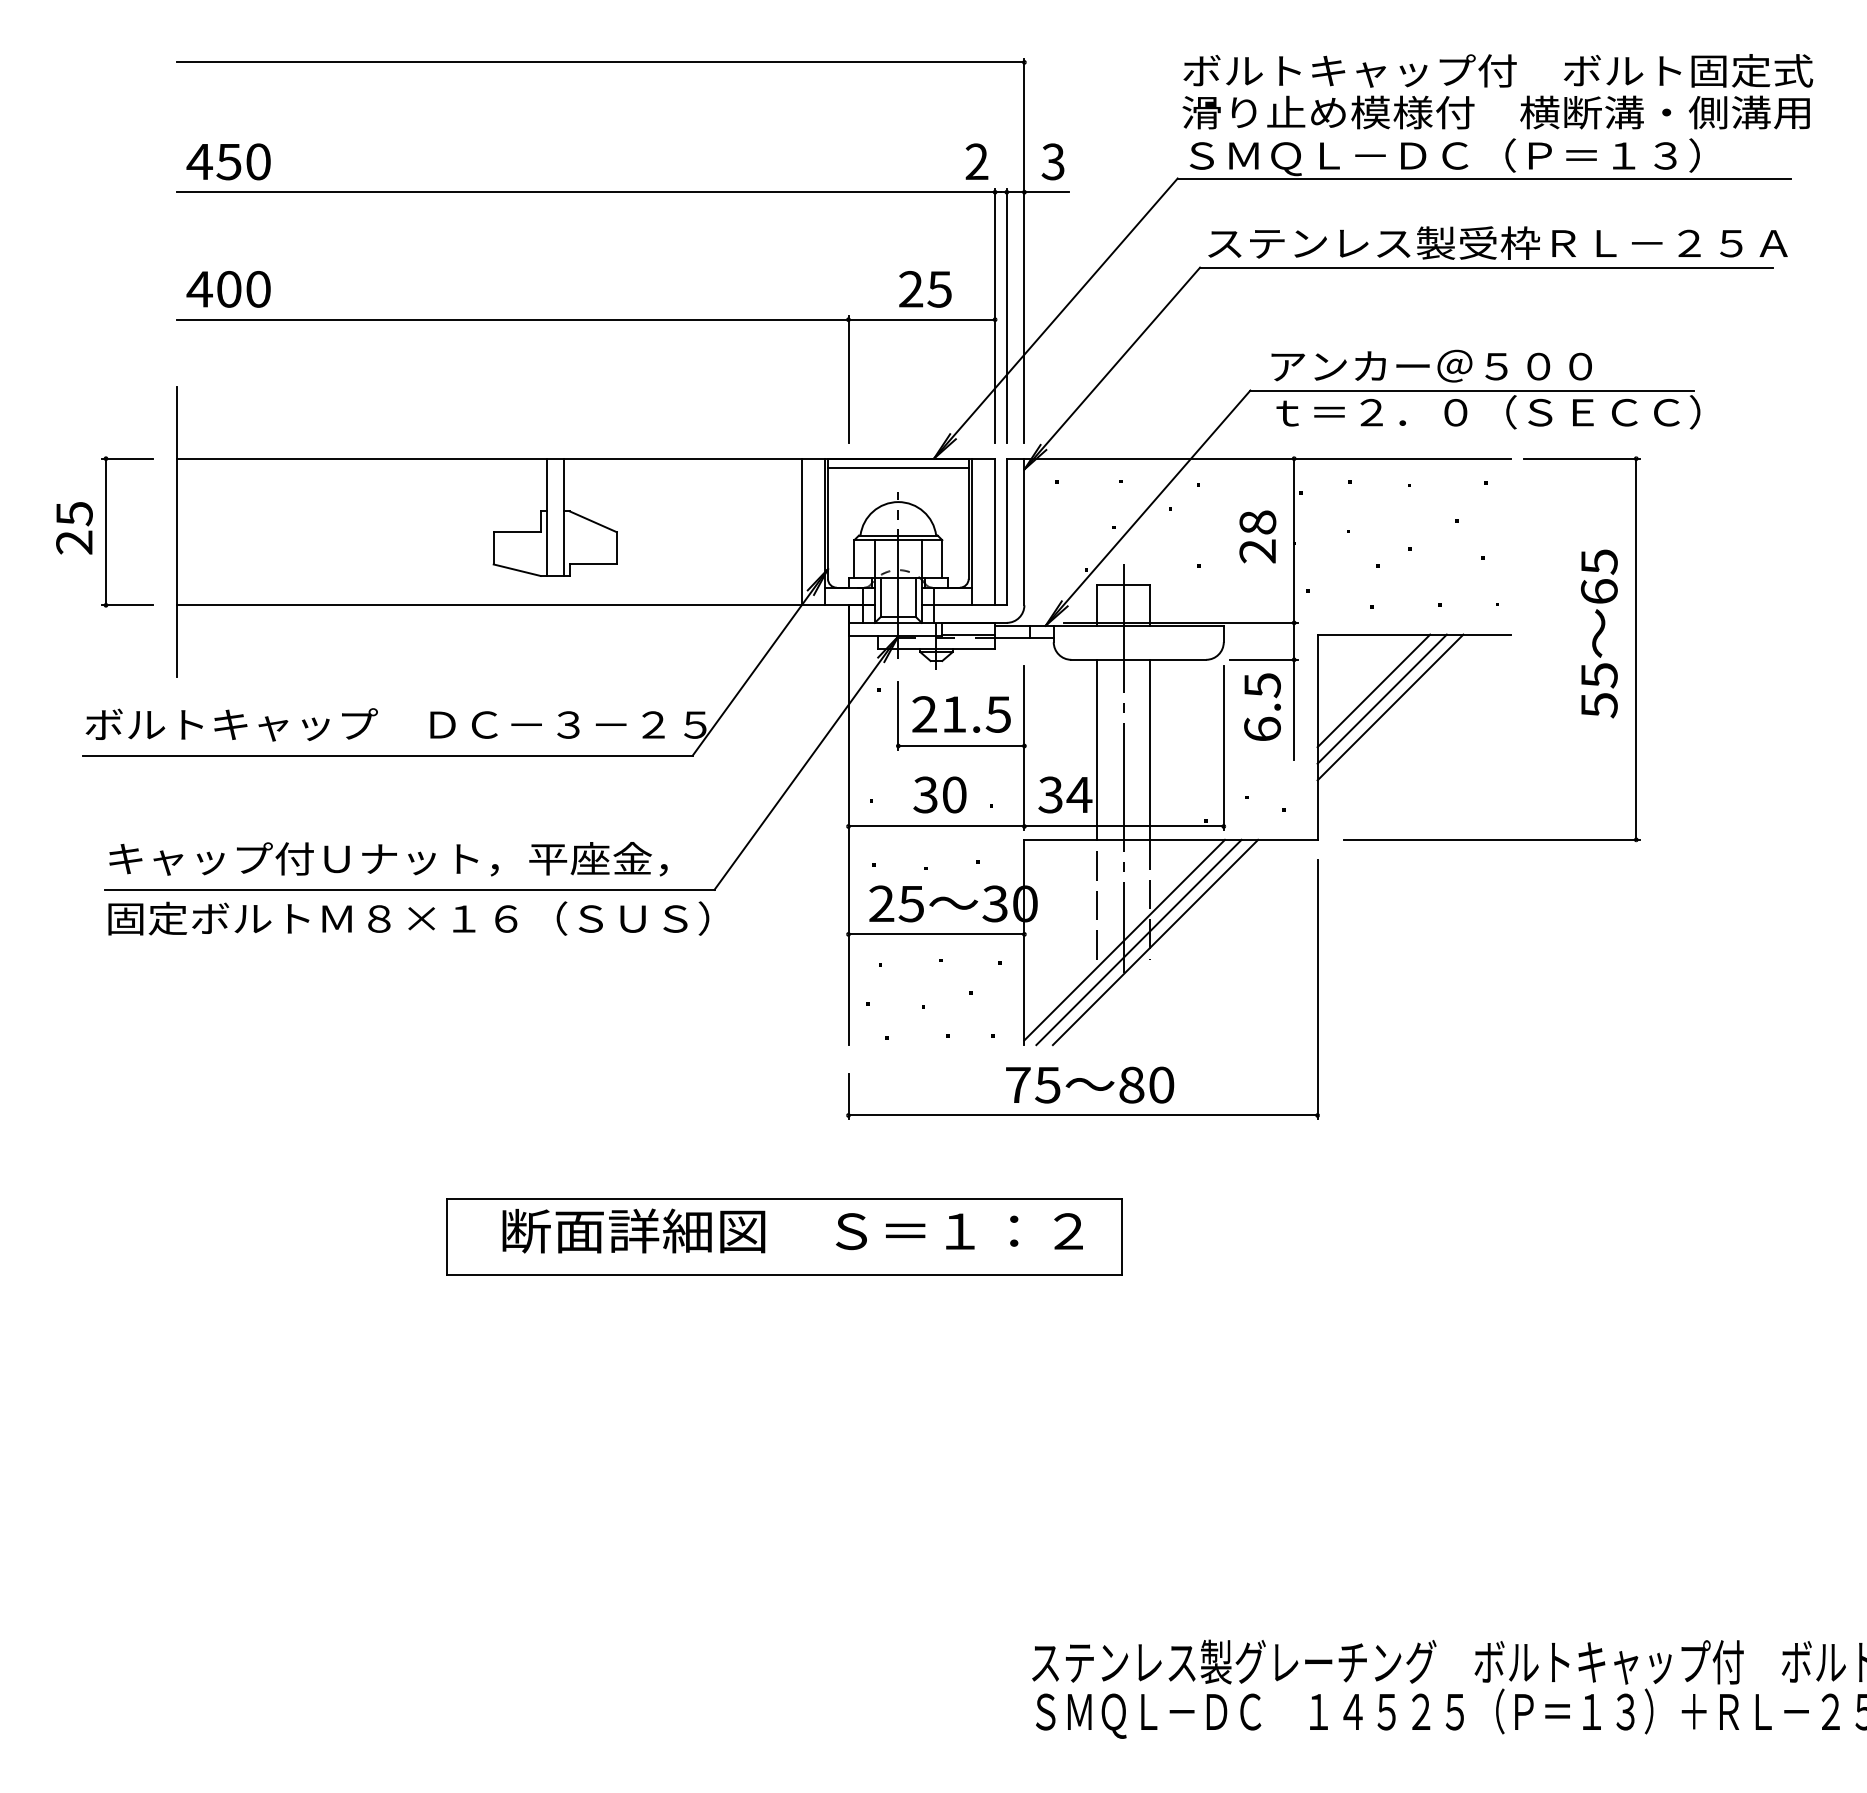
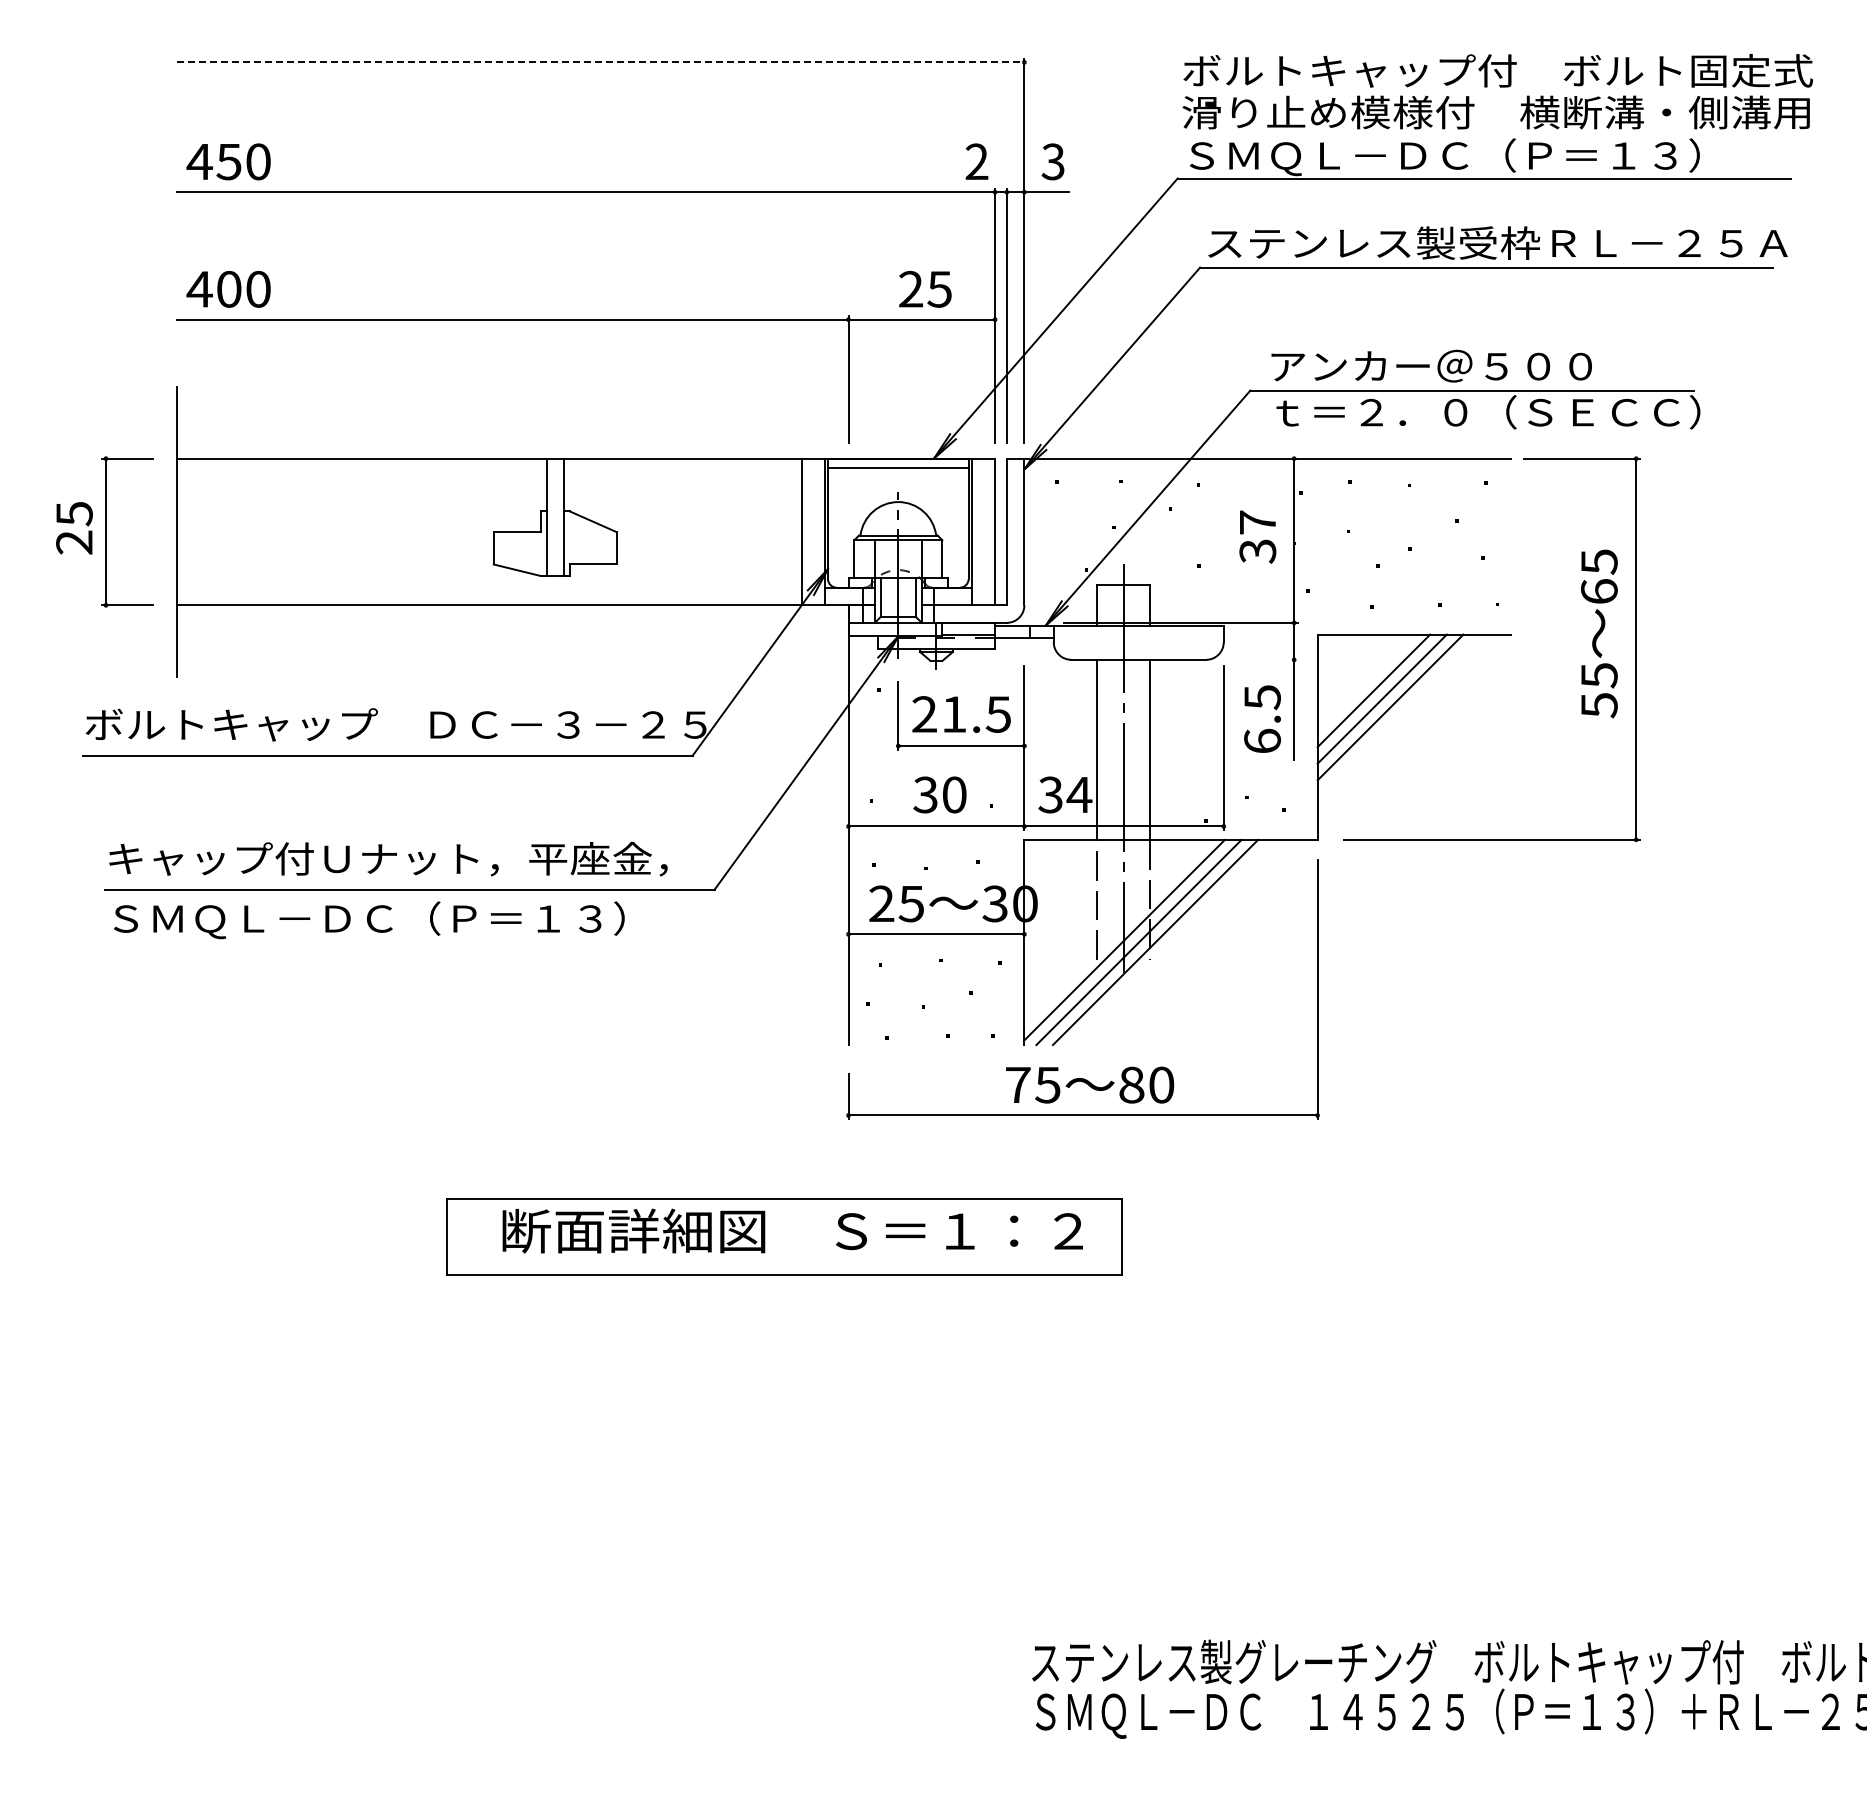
line: solid -> dashed (600, 62)
text: 28 -> 37 (1257, 536)
line: present -> none (1263, 659)
text position: (1262, 706) -> (1262, 718) (1262, 718)
text: 固定ボルトＭ８×１６（ＳＵＳ） -> ＳＭＱＬ－ＤＣ（Ｐ＝１３） (408, 920)
